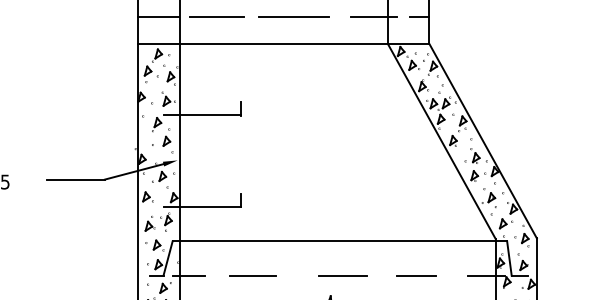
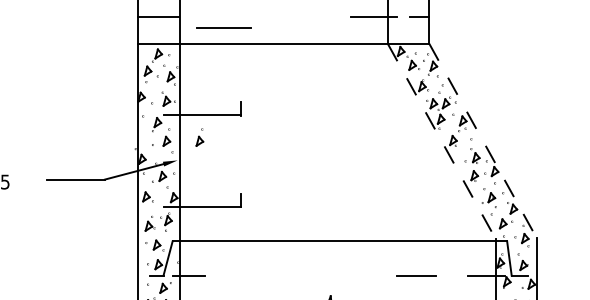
line position: (216, 16) -> (223, 27) (223, 27)
line: present -> none (293, 16)
part: none -> present (199, 137)
line: solid -> dashed (483, 141)
line: solid -> dashed (442, 142)
line: present -> none (252, 275)
line: present -> none (343, 275)
